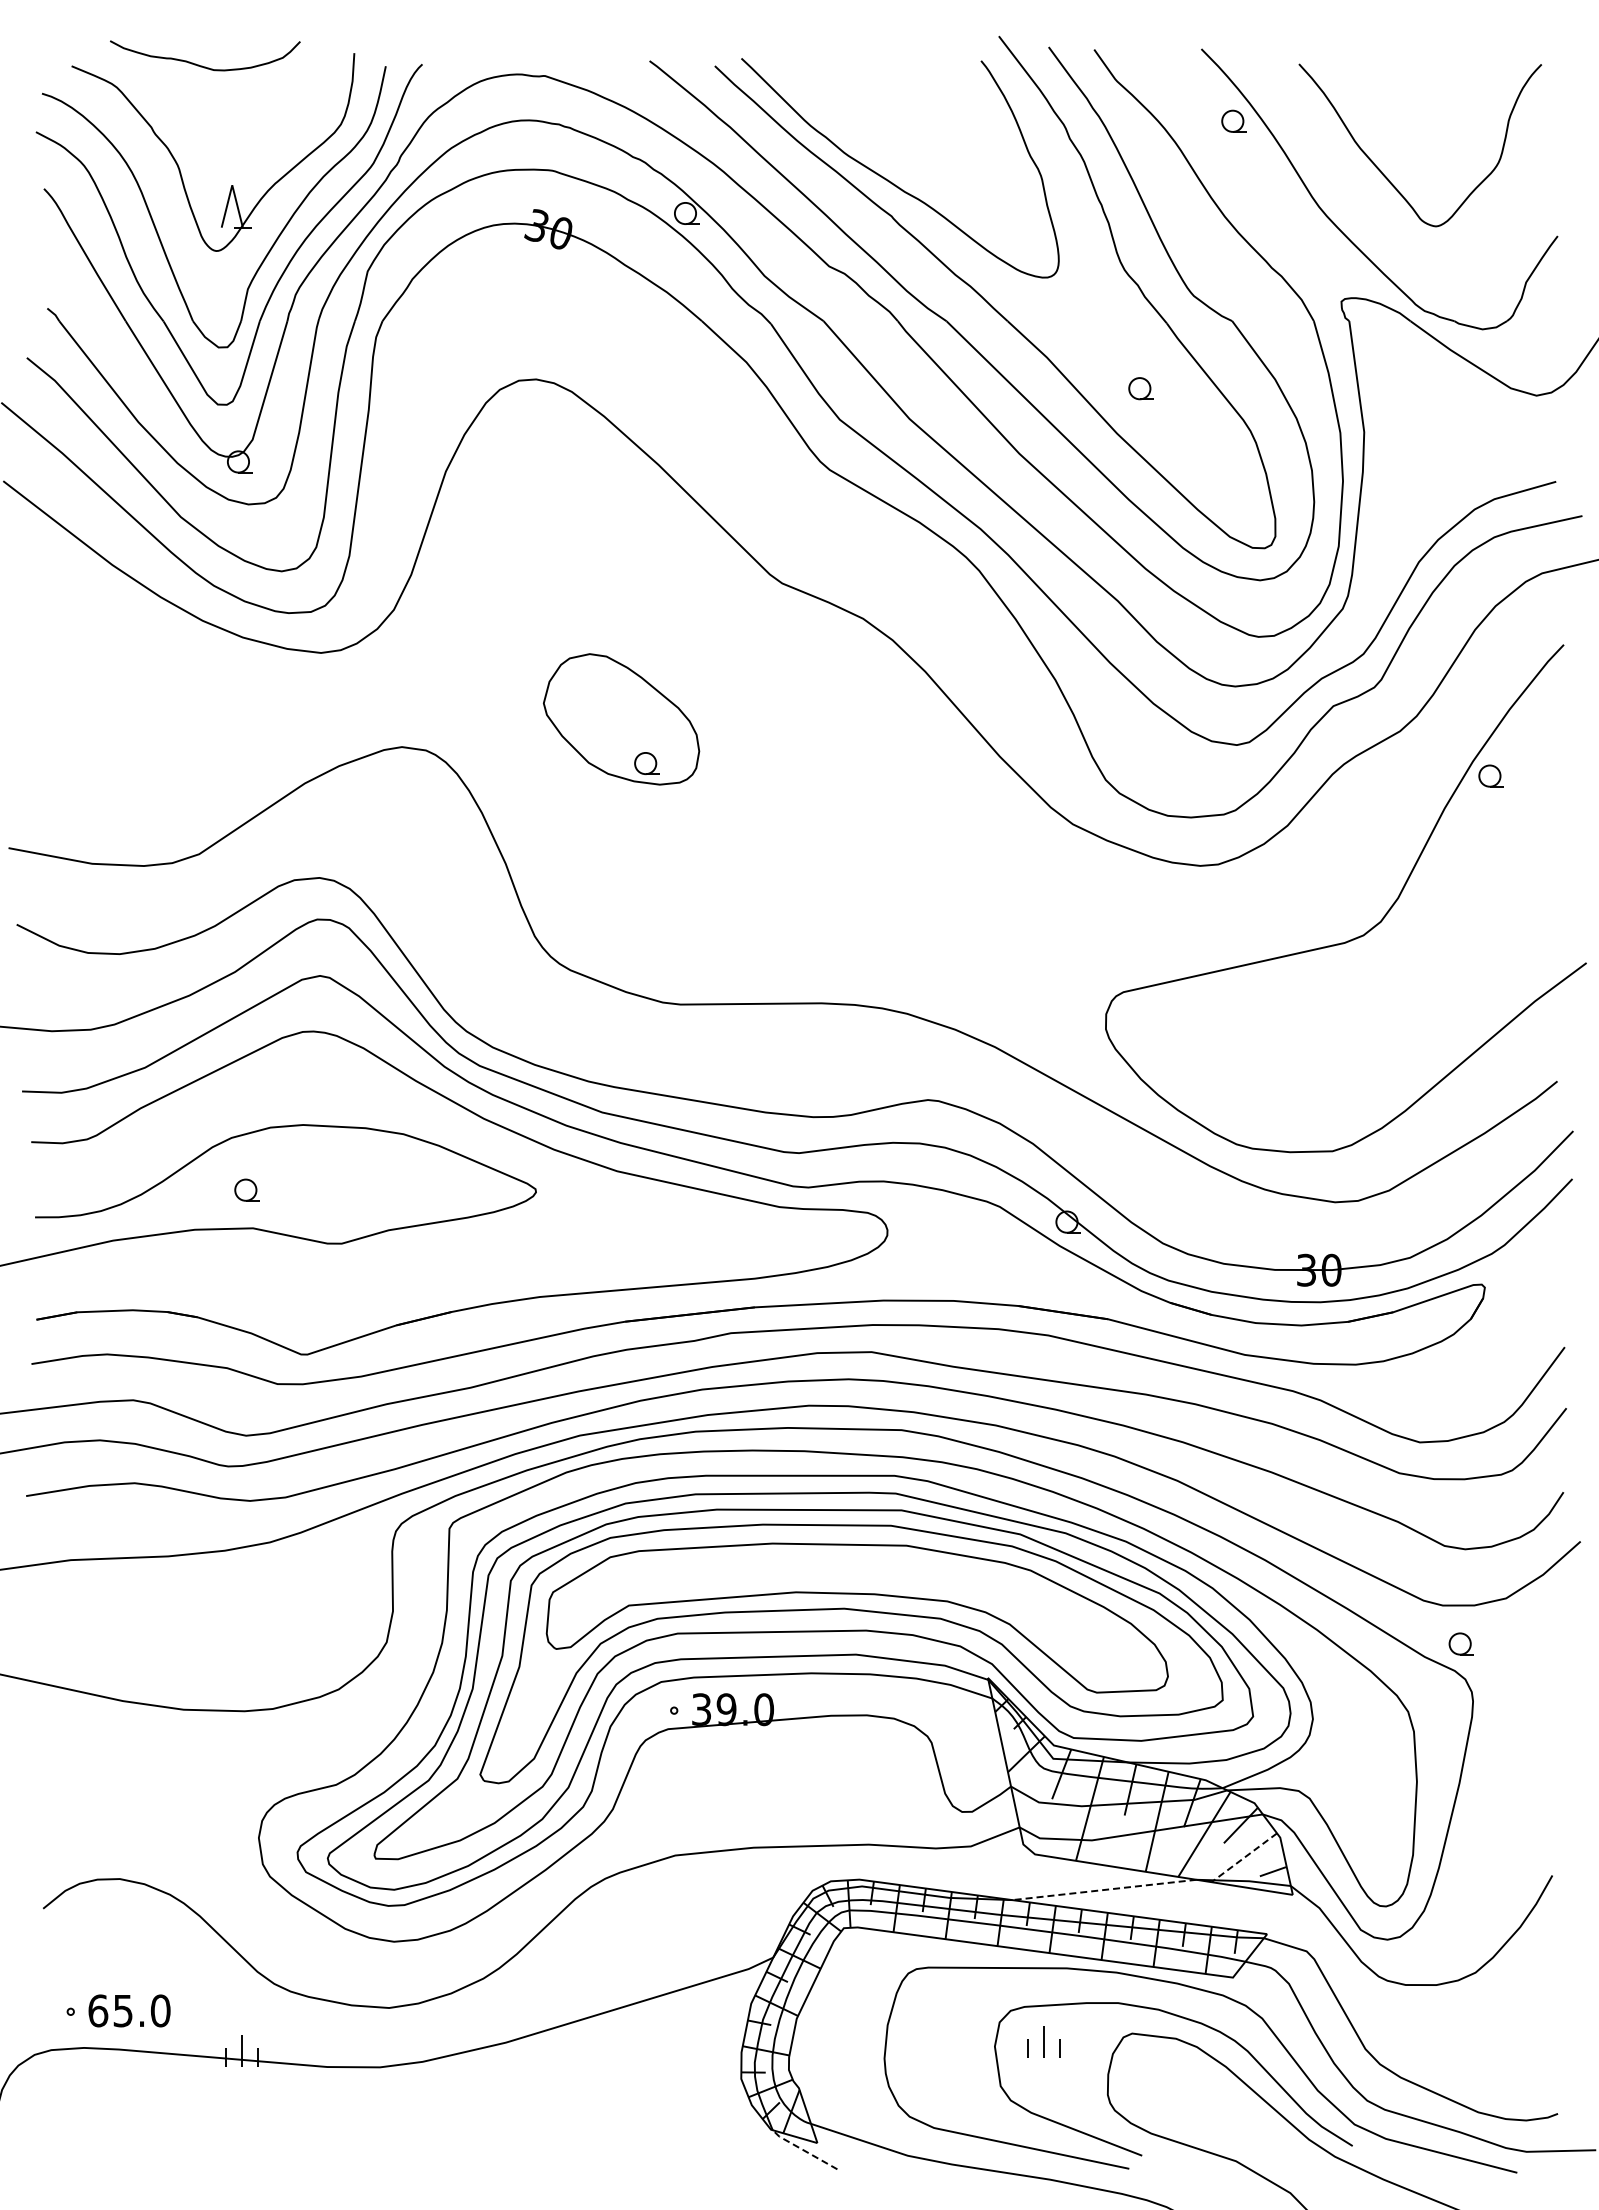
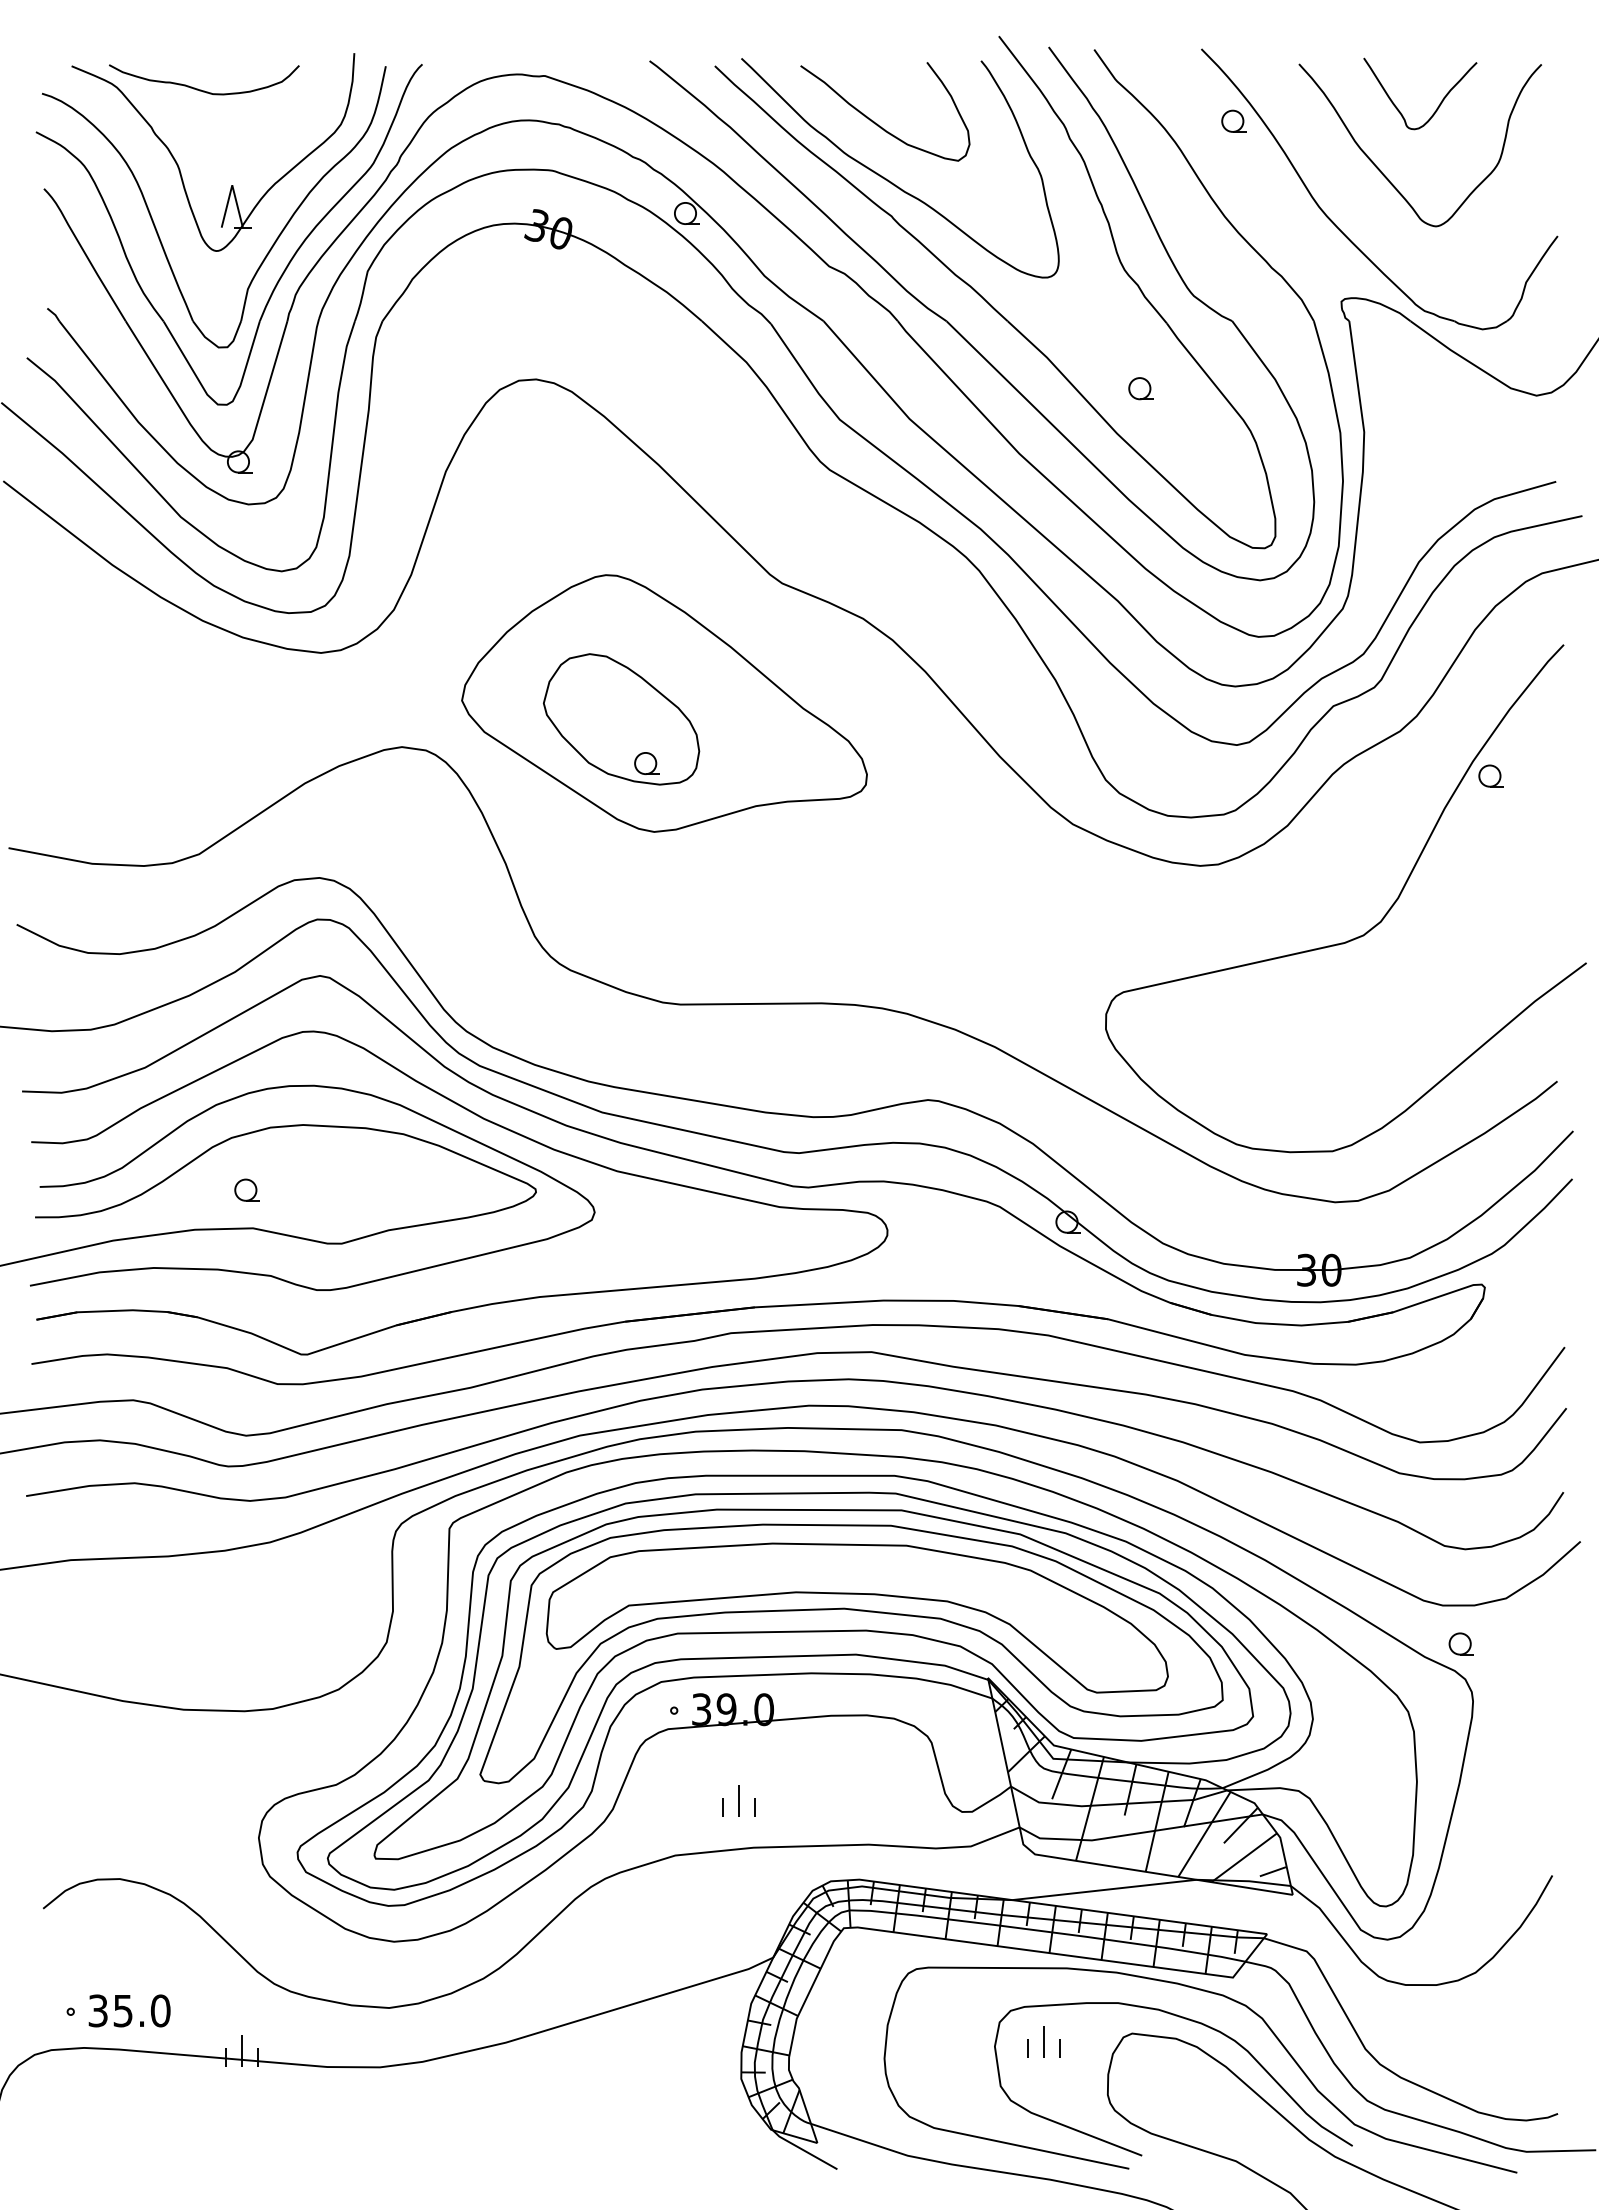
curve position: (202, 65) -> (201, 89) (201, 89)
curve: none -> present (1439, 103)
curve: none -> present (877, 123)
part: none -> present (664, 703)
curve: none -> present (276, 1276)
part: none -> present (738, 1800)
line: dashed -> solid (1244, 1857)
line: dashed -> solid (1104, 1889)
text: 65.0 -> 35.0 (98, 2010)
line: dashed -> solid (803, 2150)
